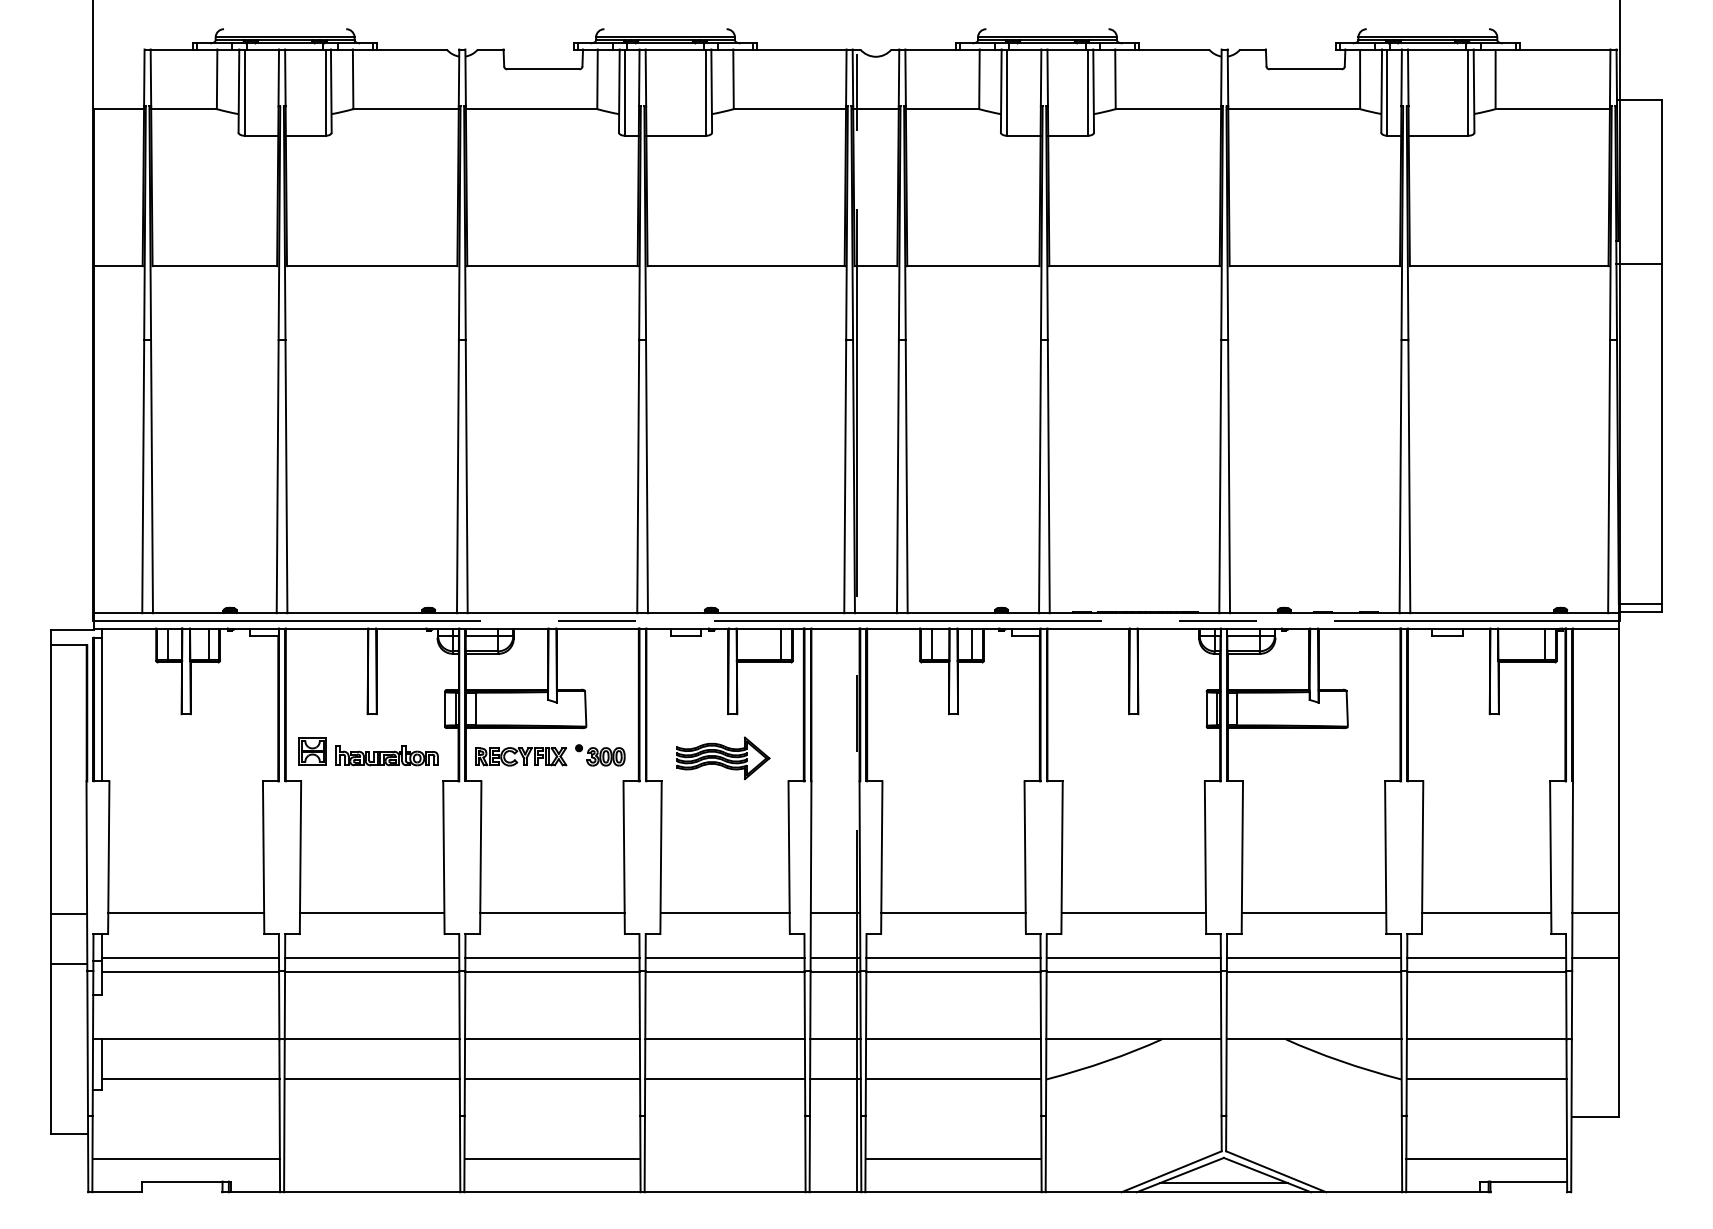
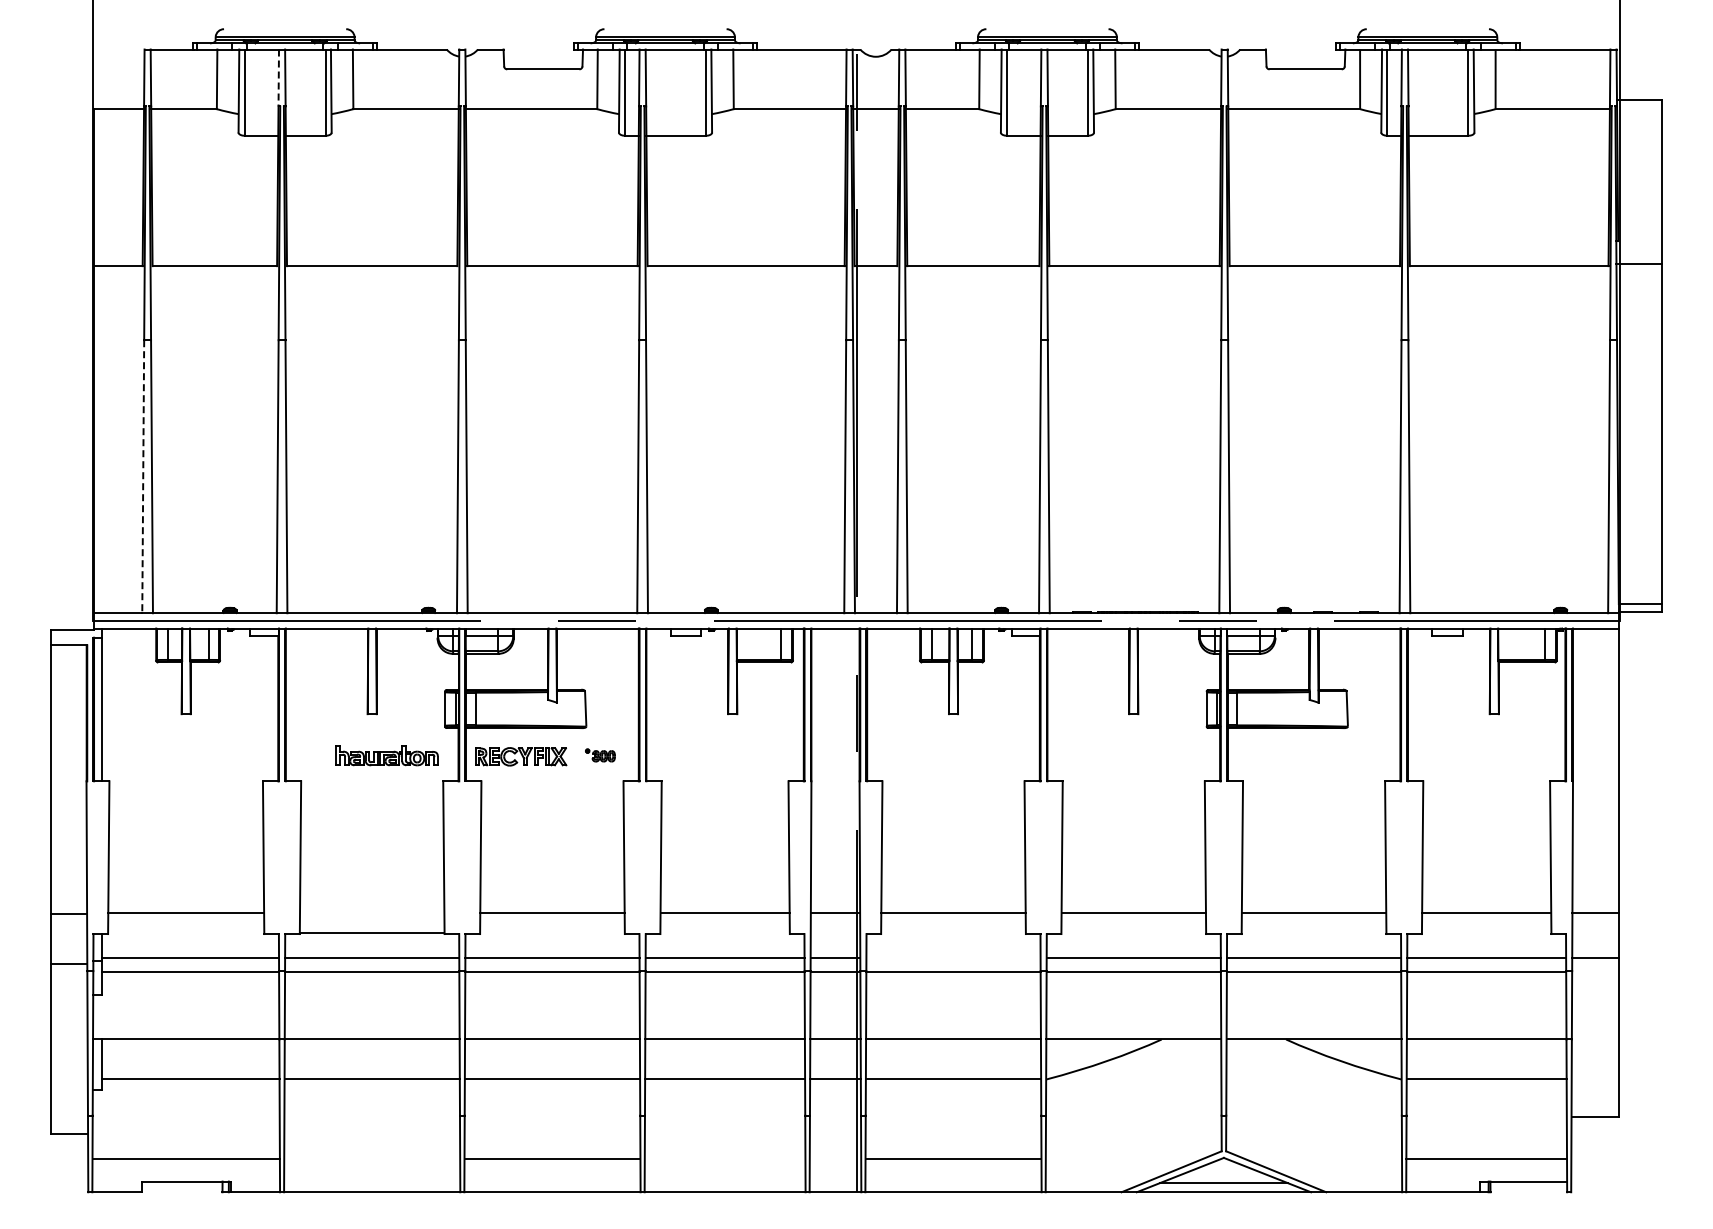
line: solid -> dashed (278, 78)
line: solid -> dashed (143, 476)
part: present -> none (312, 751)
part size: 51x23 px -> 31x15 px (600, 755)
part: present -> none (723, 758)
line position: (372, 913) -> (372, 933) (372, 933)
line: present -> none (953, 958)
